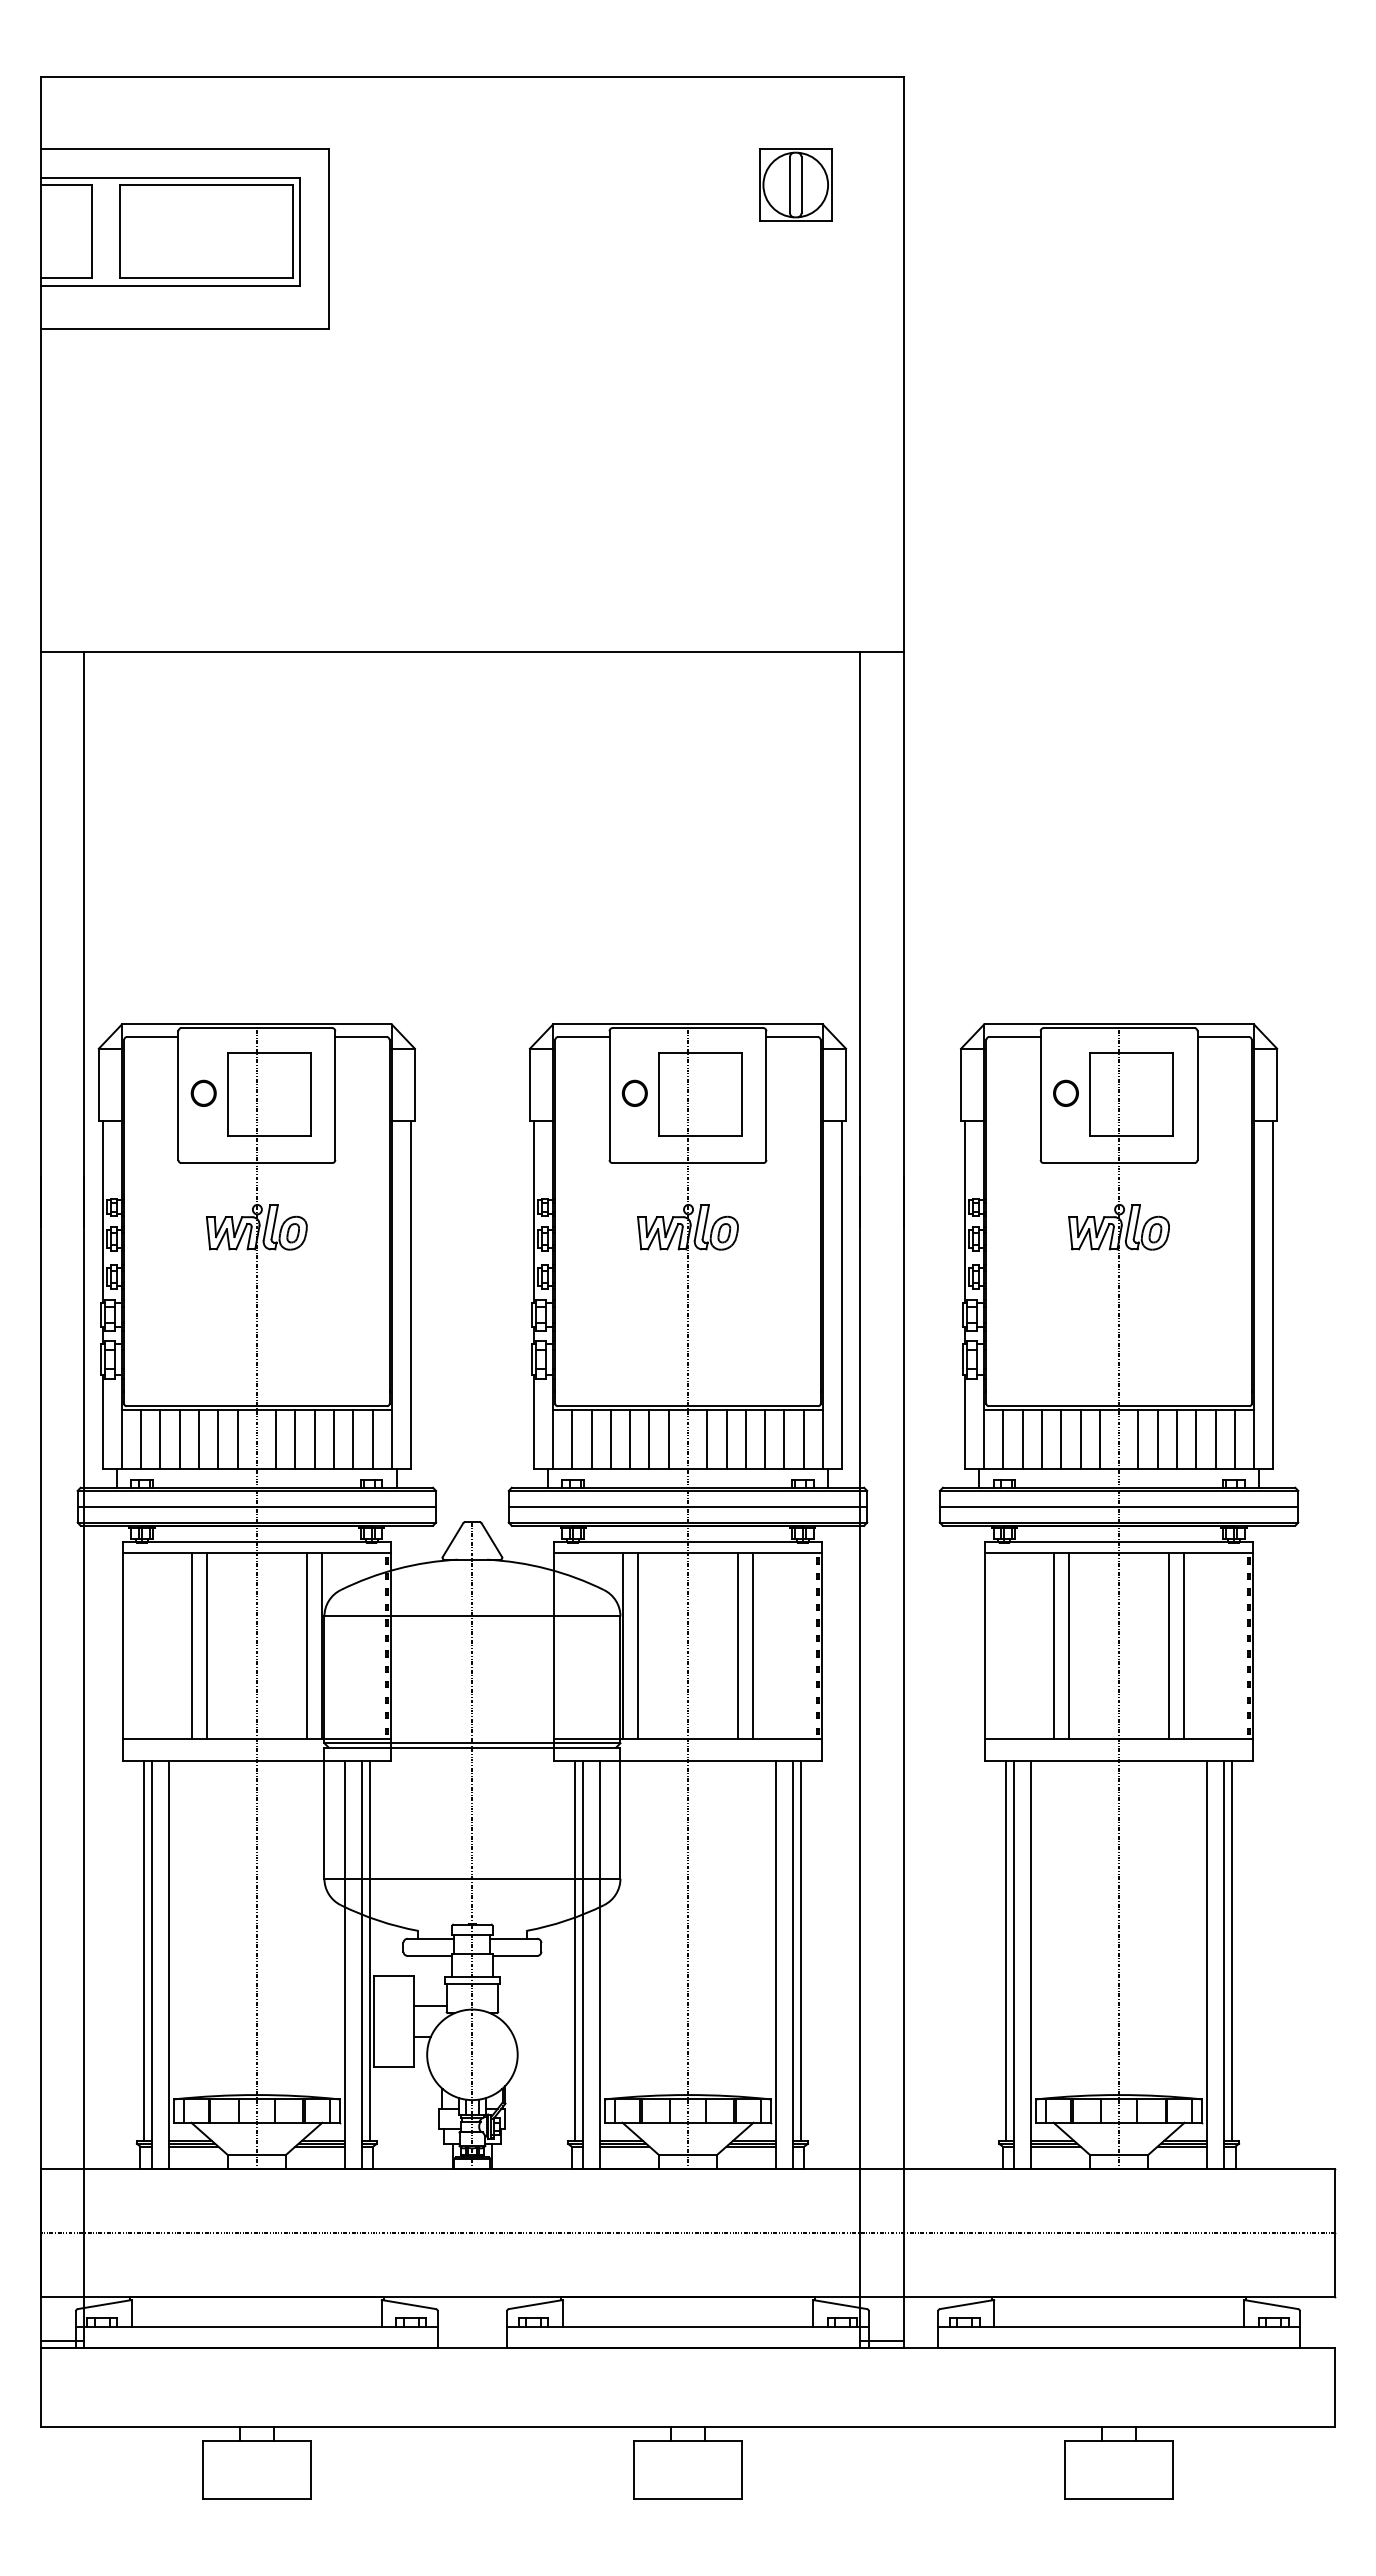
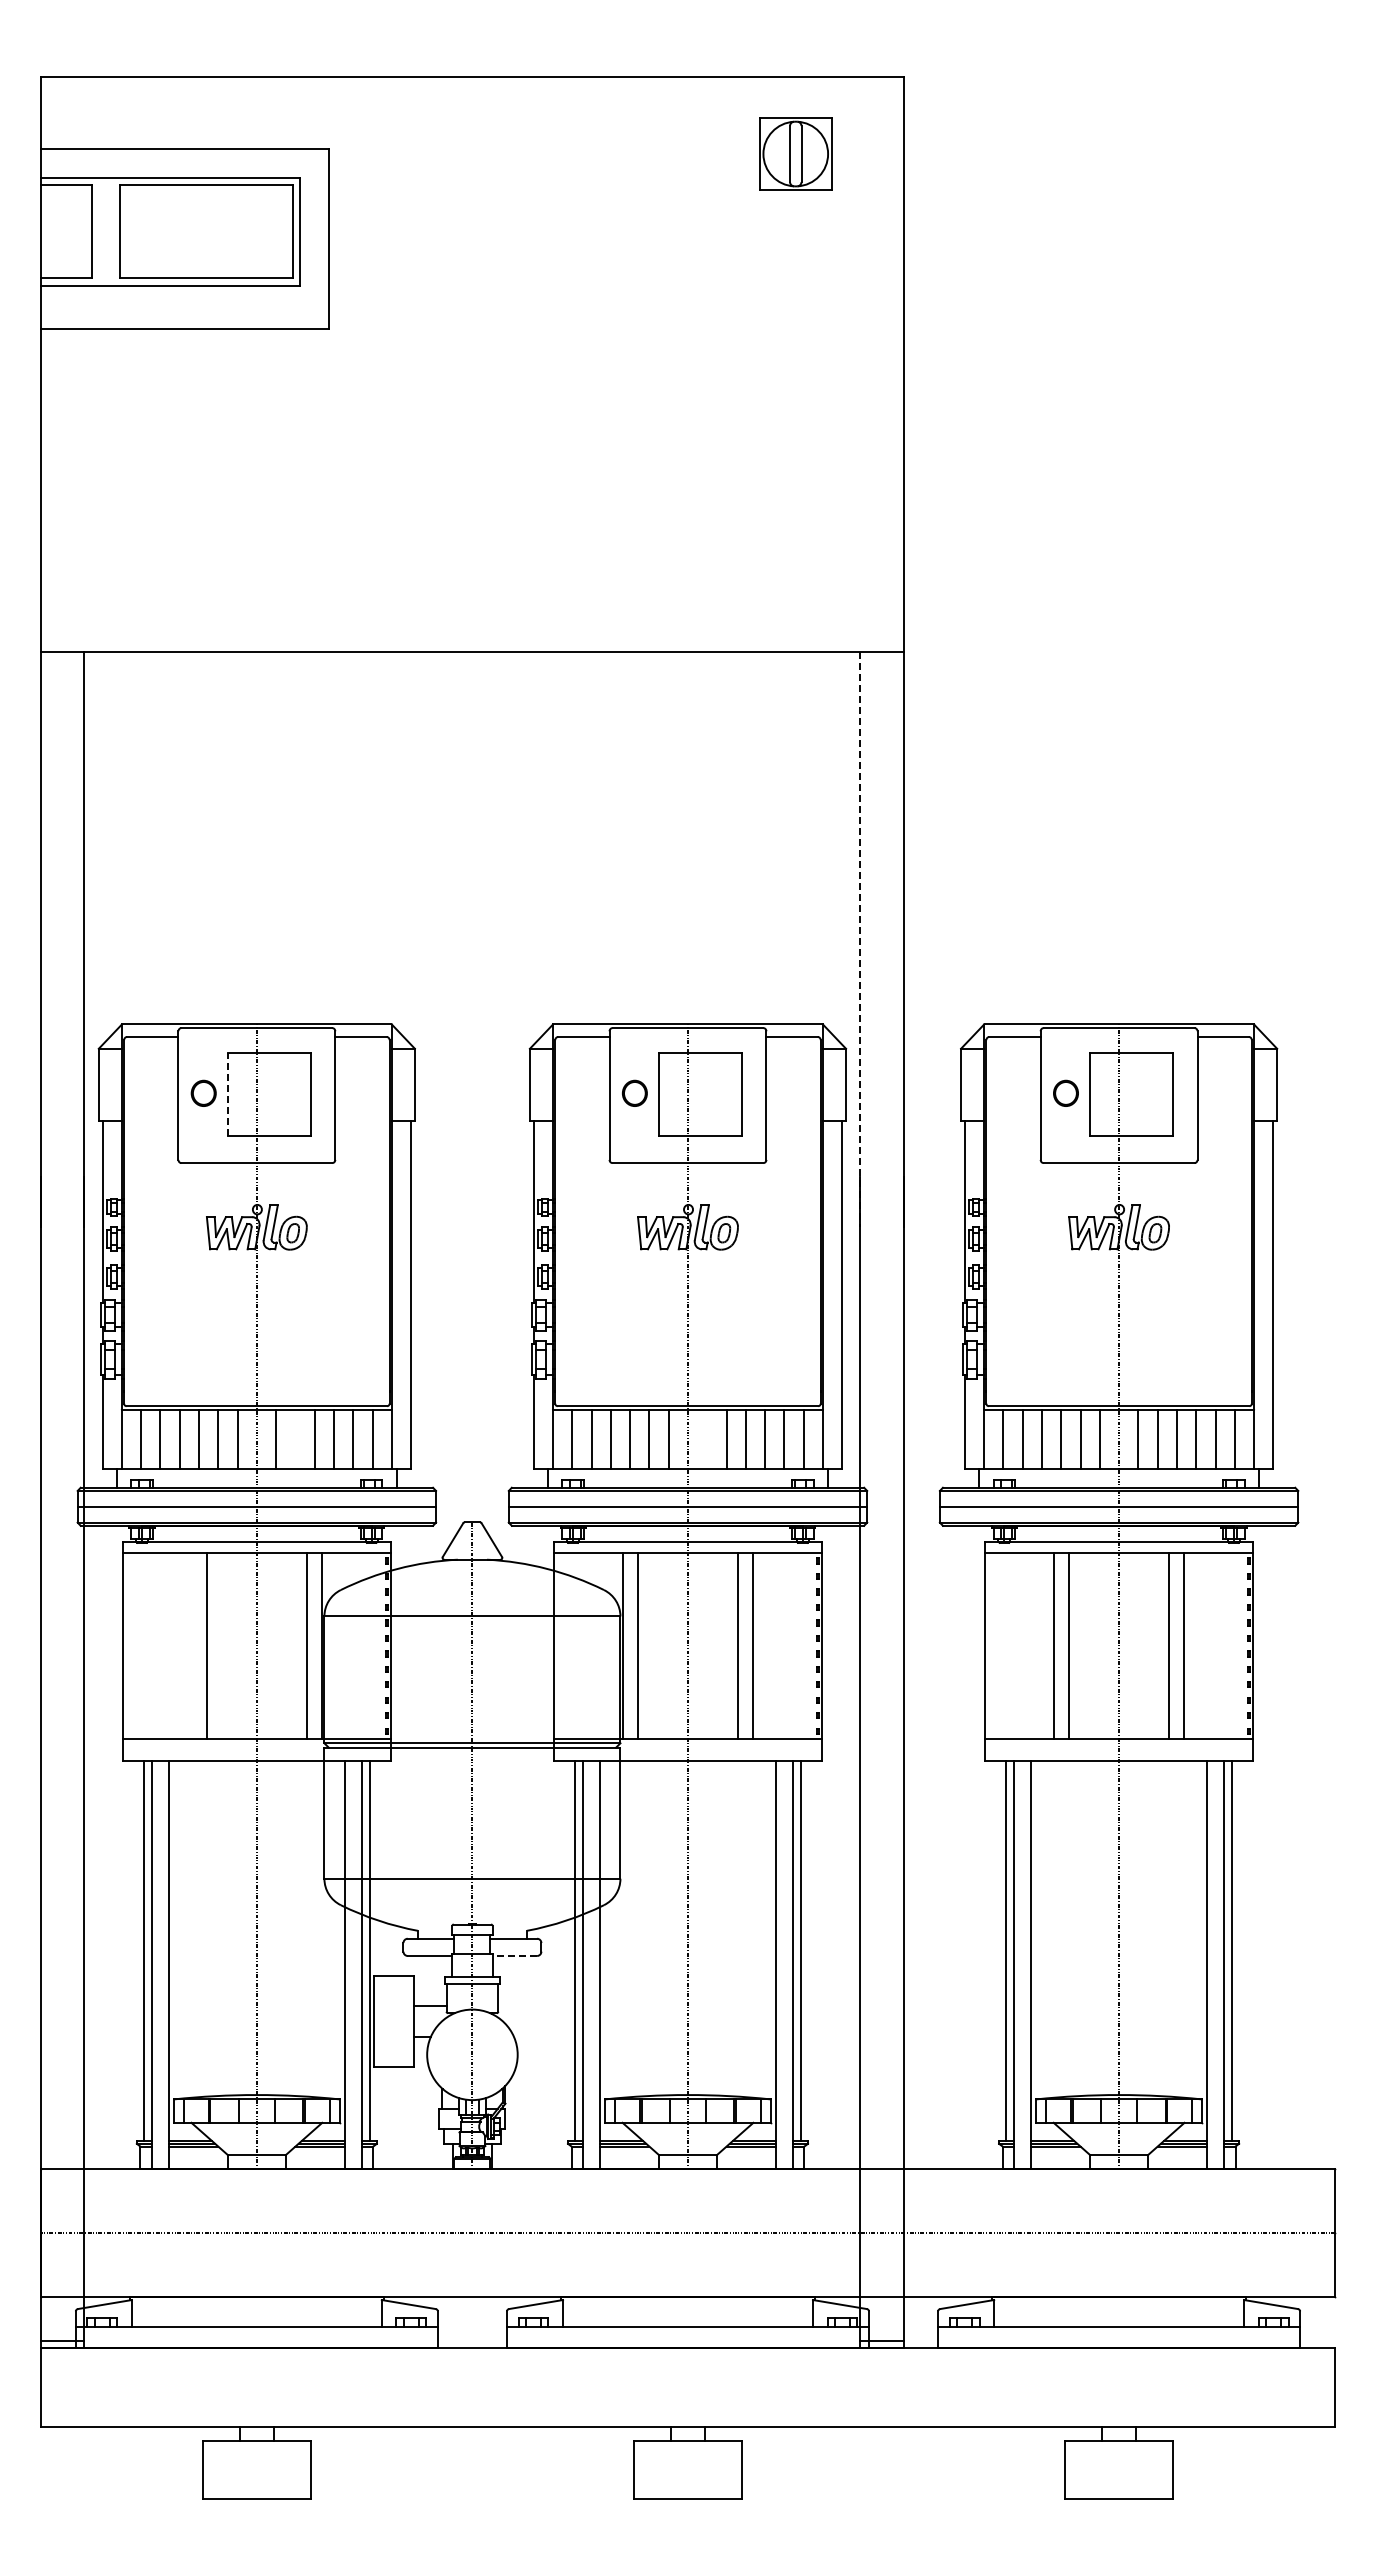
part position: (795, 184) -> (795, 153) (795, 153)
line: solid -> dashed (860, 940)
line: solid -> dashed (227, 1094)
line: present -> none (295, 1438)
line: present -> none (707, 1438)
line: present -> none (192, 1646)
line: solid -> dashed (514, 1955)
